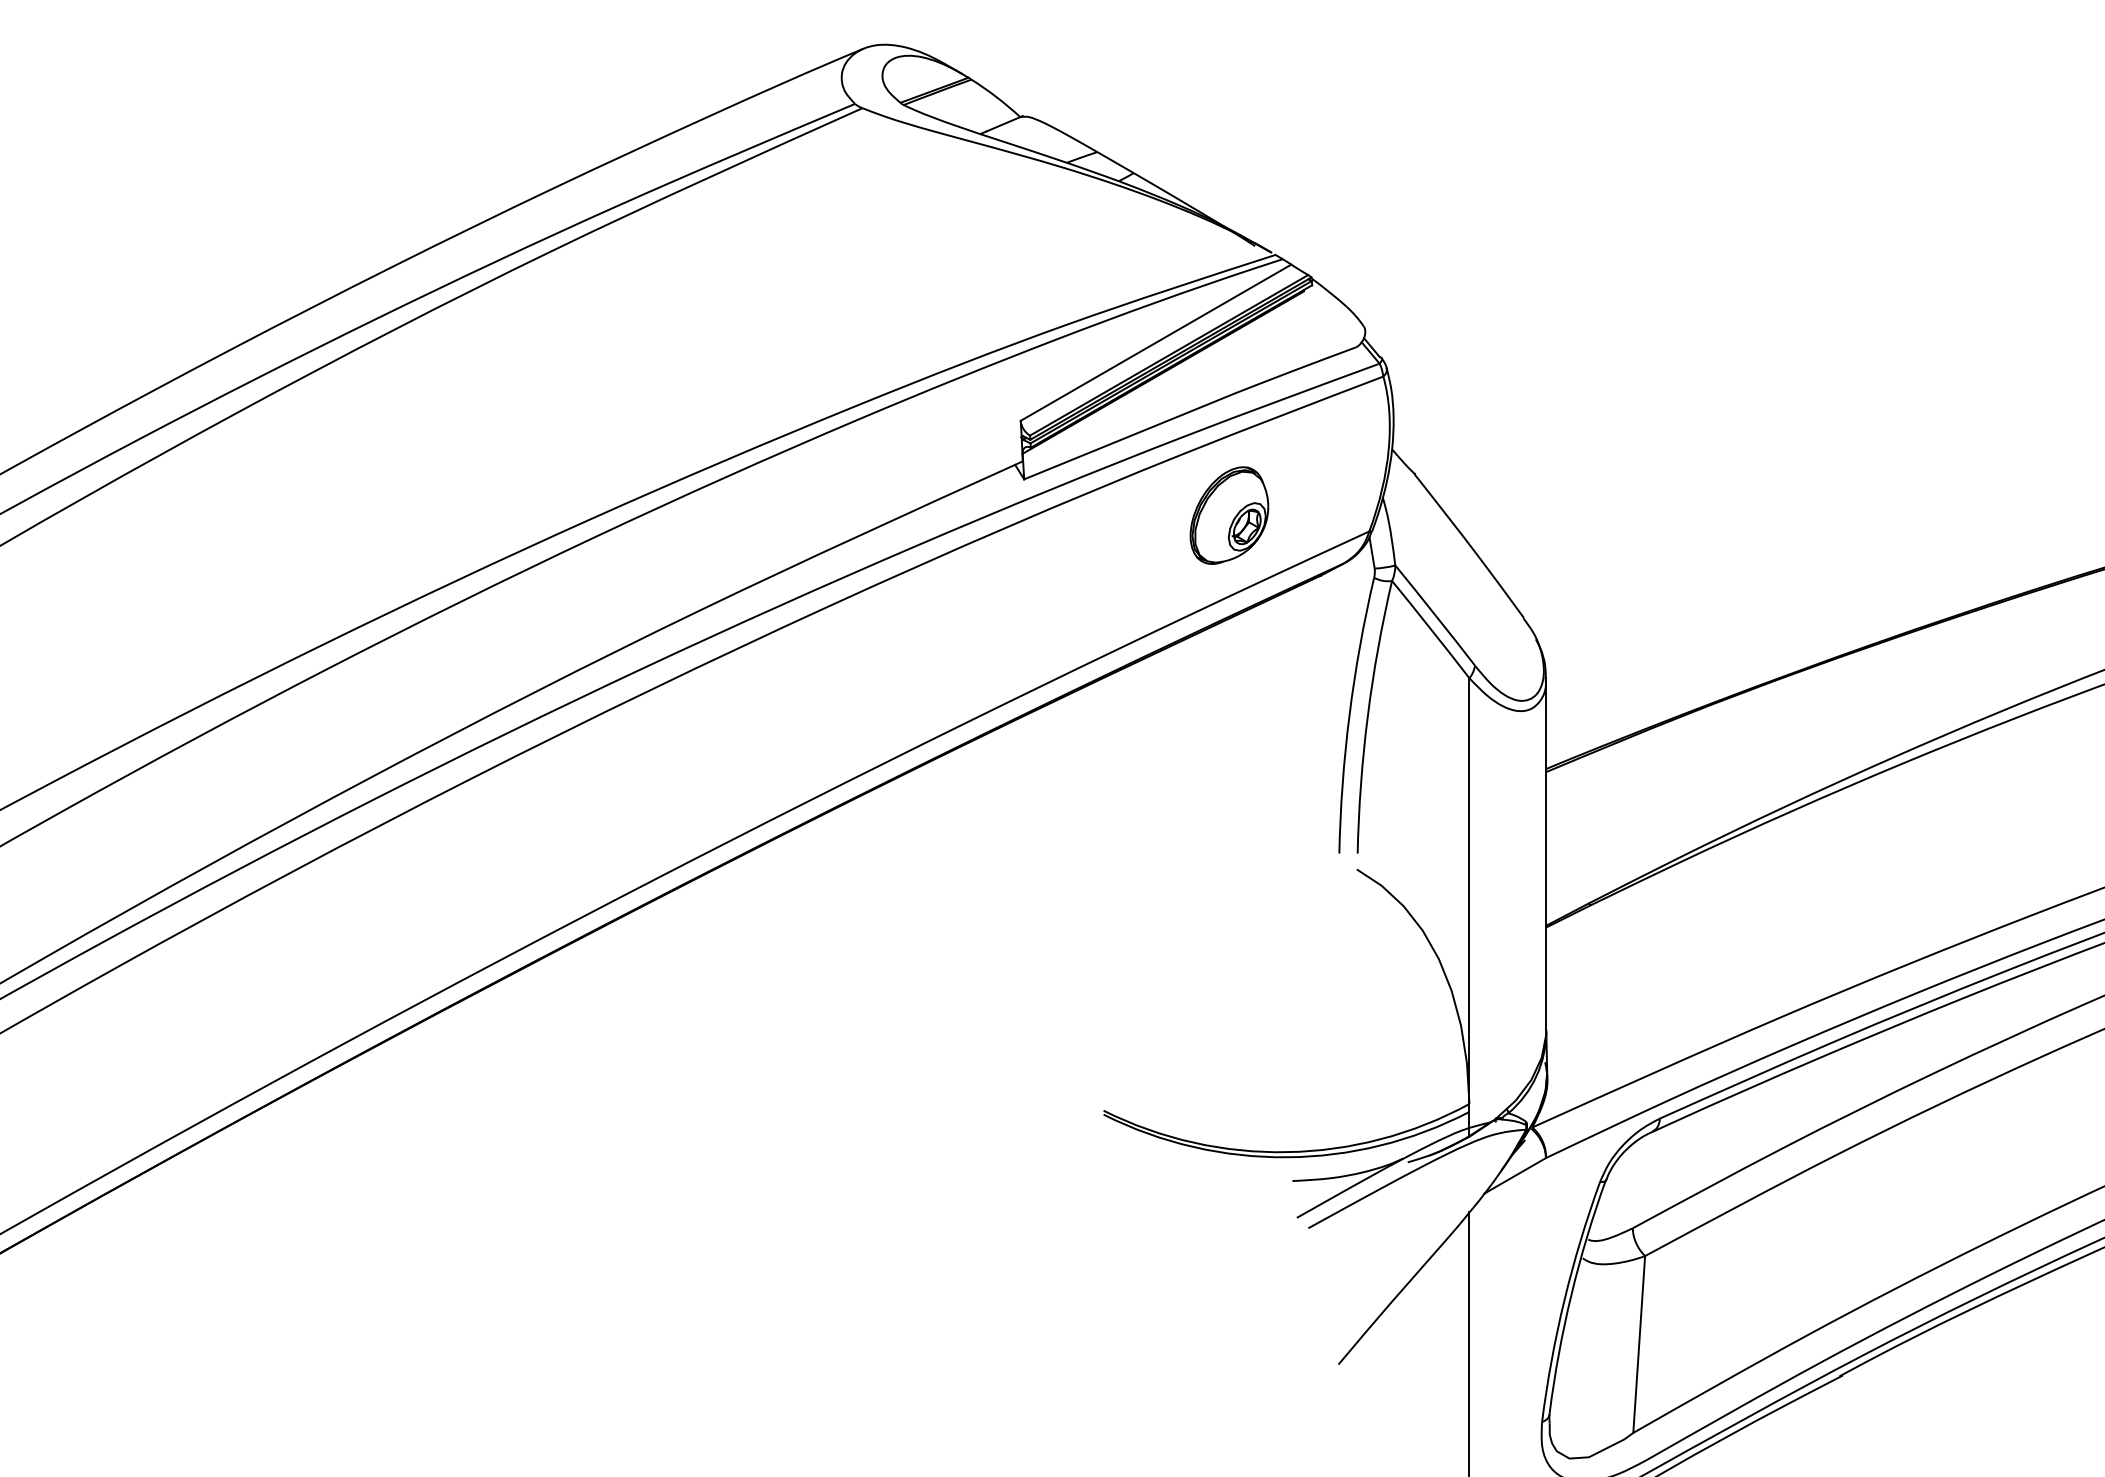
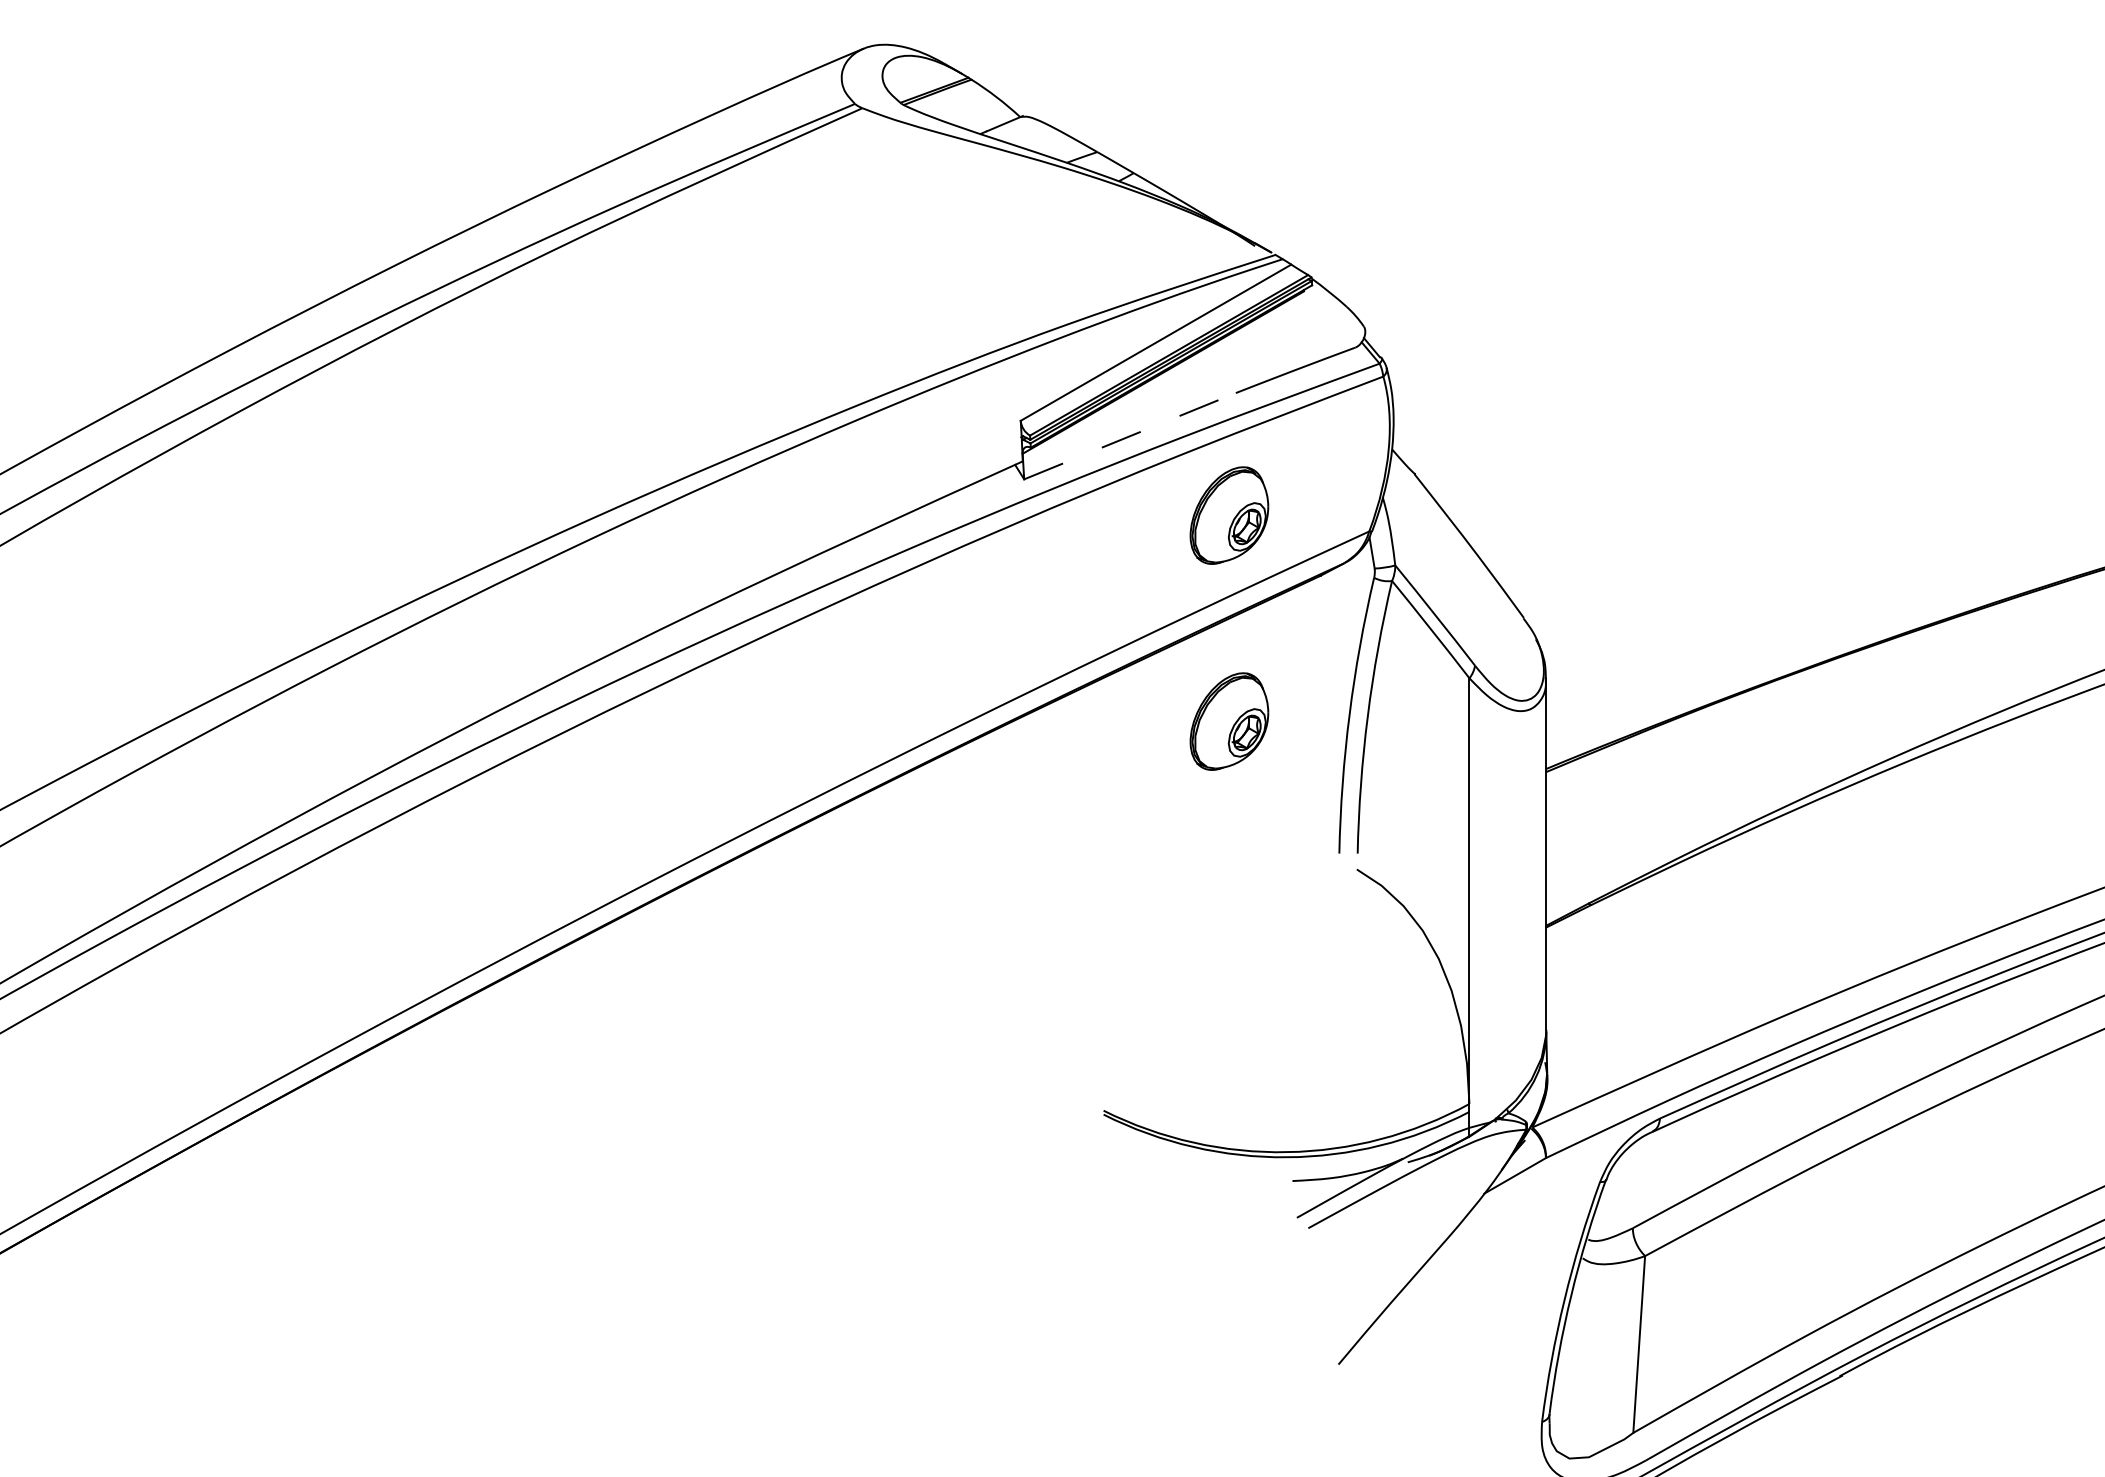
line: solid -> dashed (1130, 436)
part: none -> present (1229, 721)
line: present -> none (1469, 1342)
